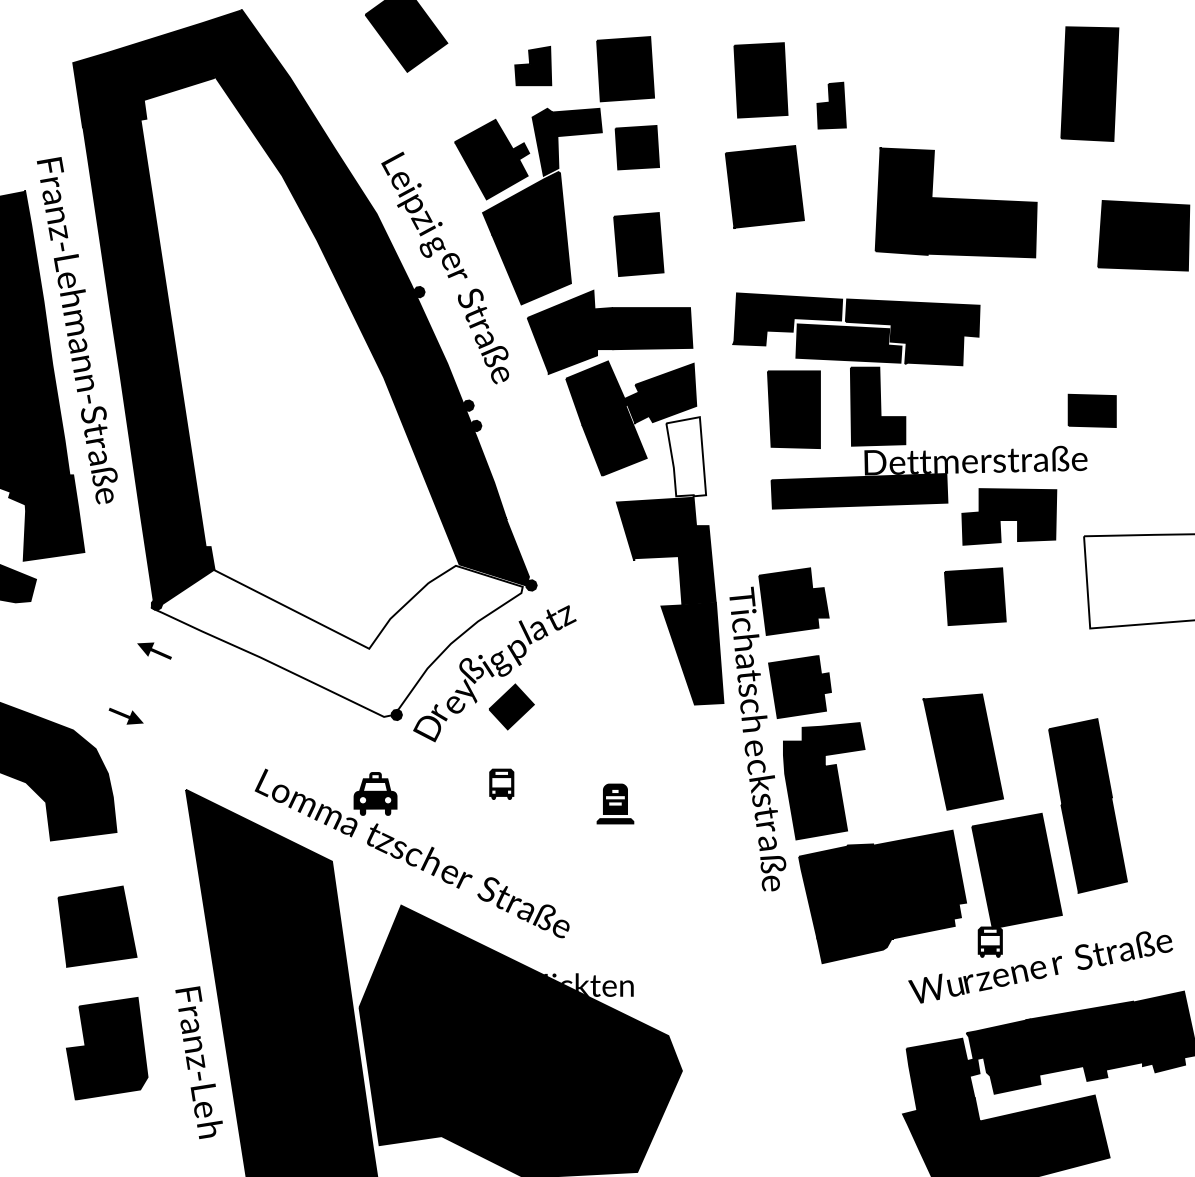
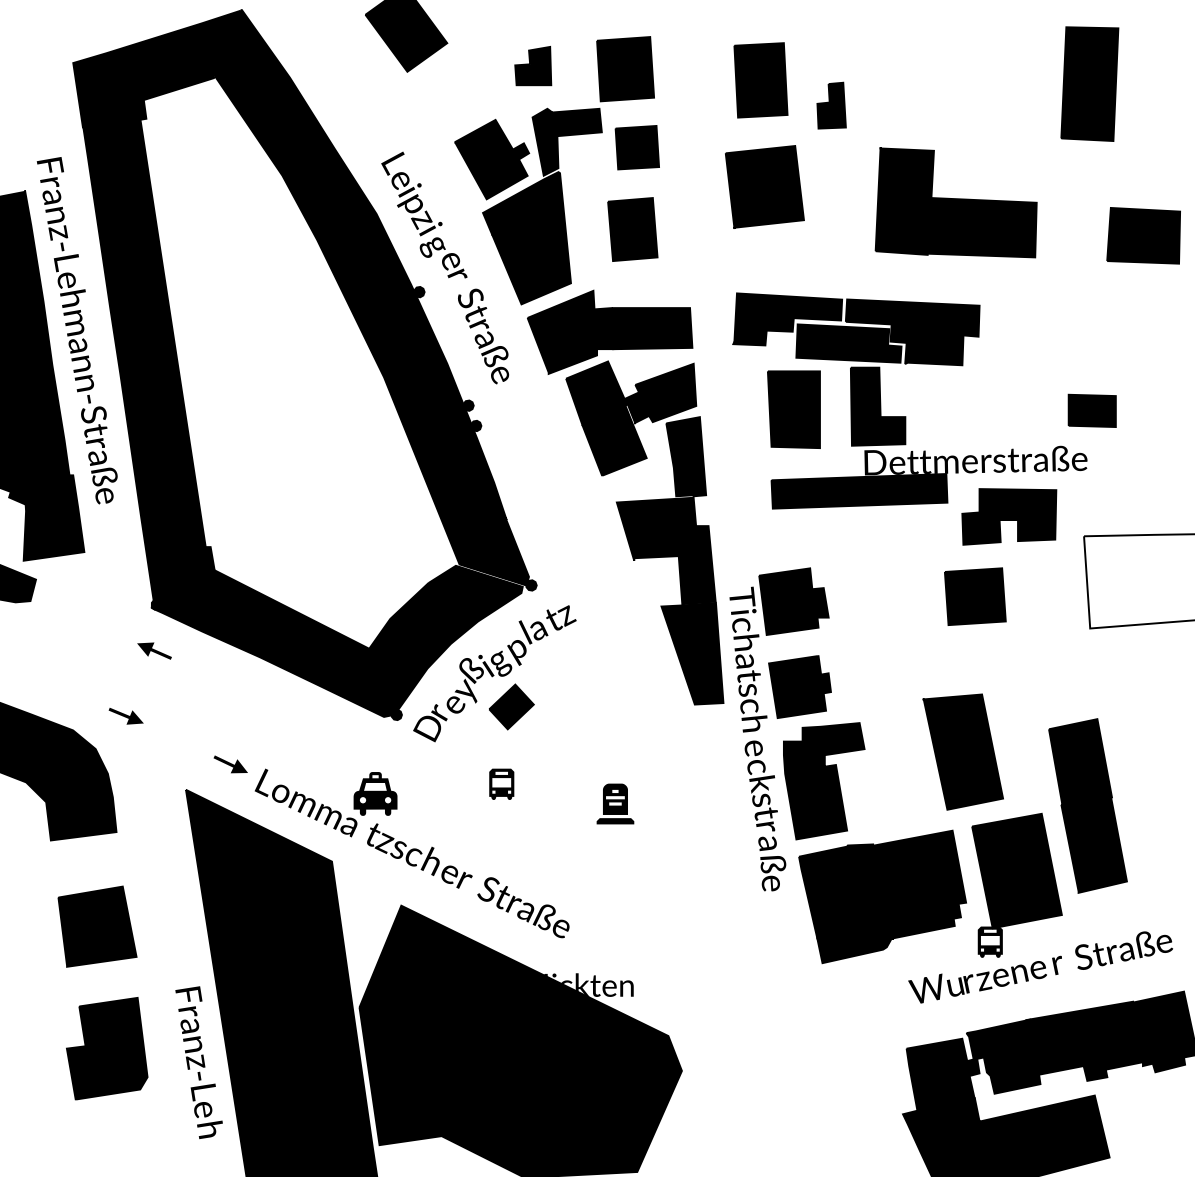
part size: 94x72 px -> 75x58 px (1143, 235)
part position: (638, 244) -> (632, 229) (632, 229)
fill: none -> present (686, 456)
fill: none -> present (336, 640)
part: none -> present (230, 764)
